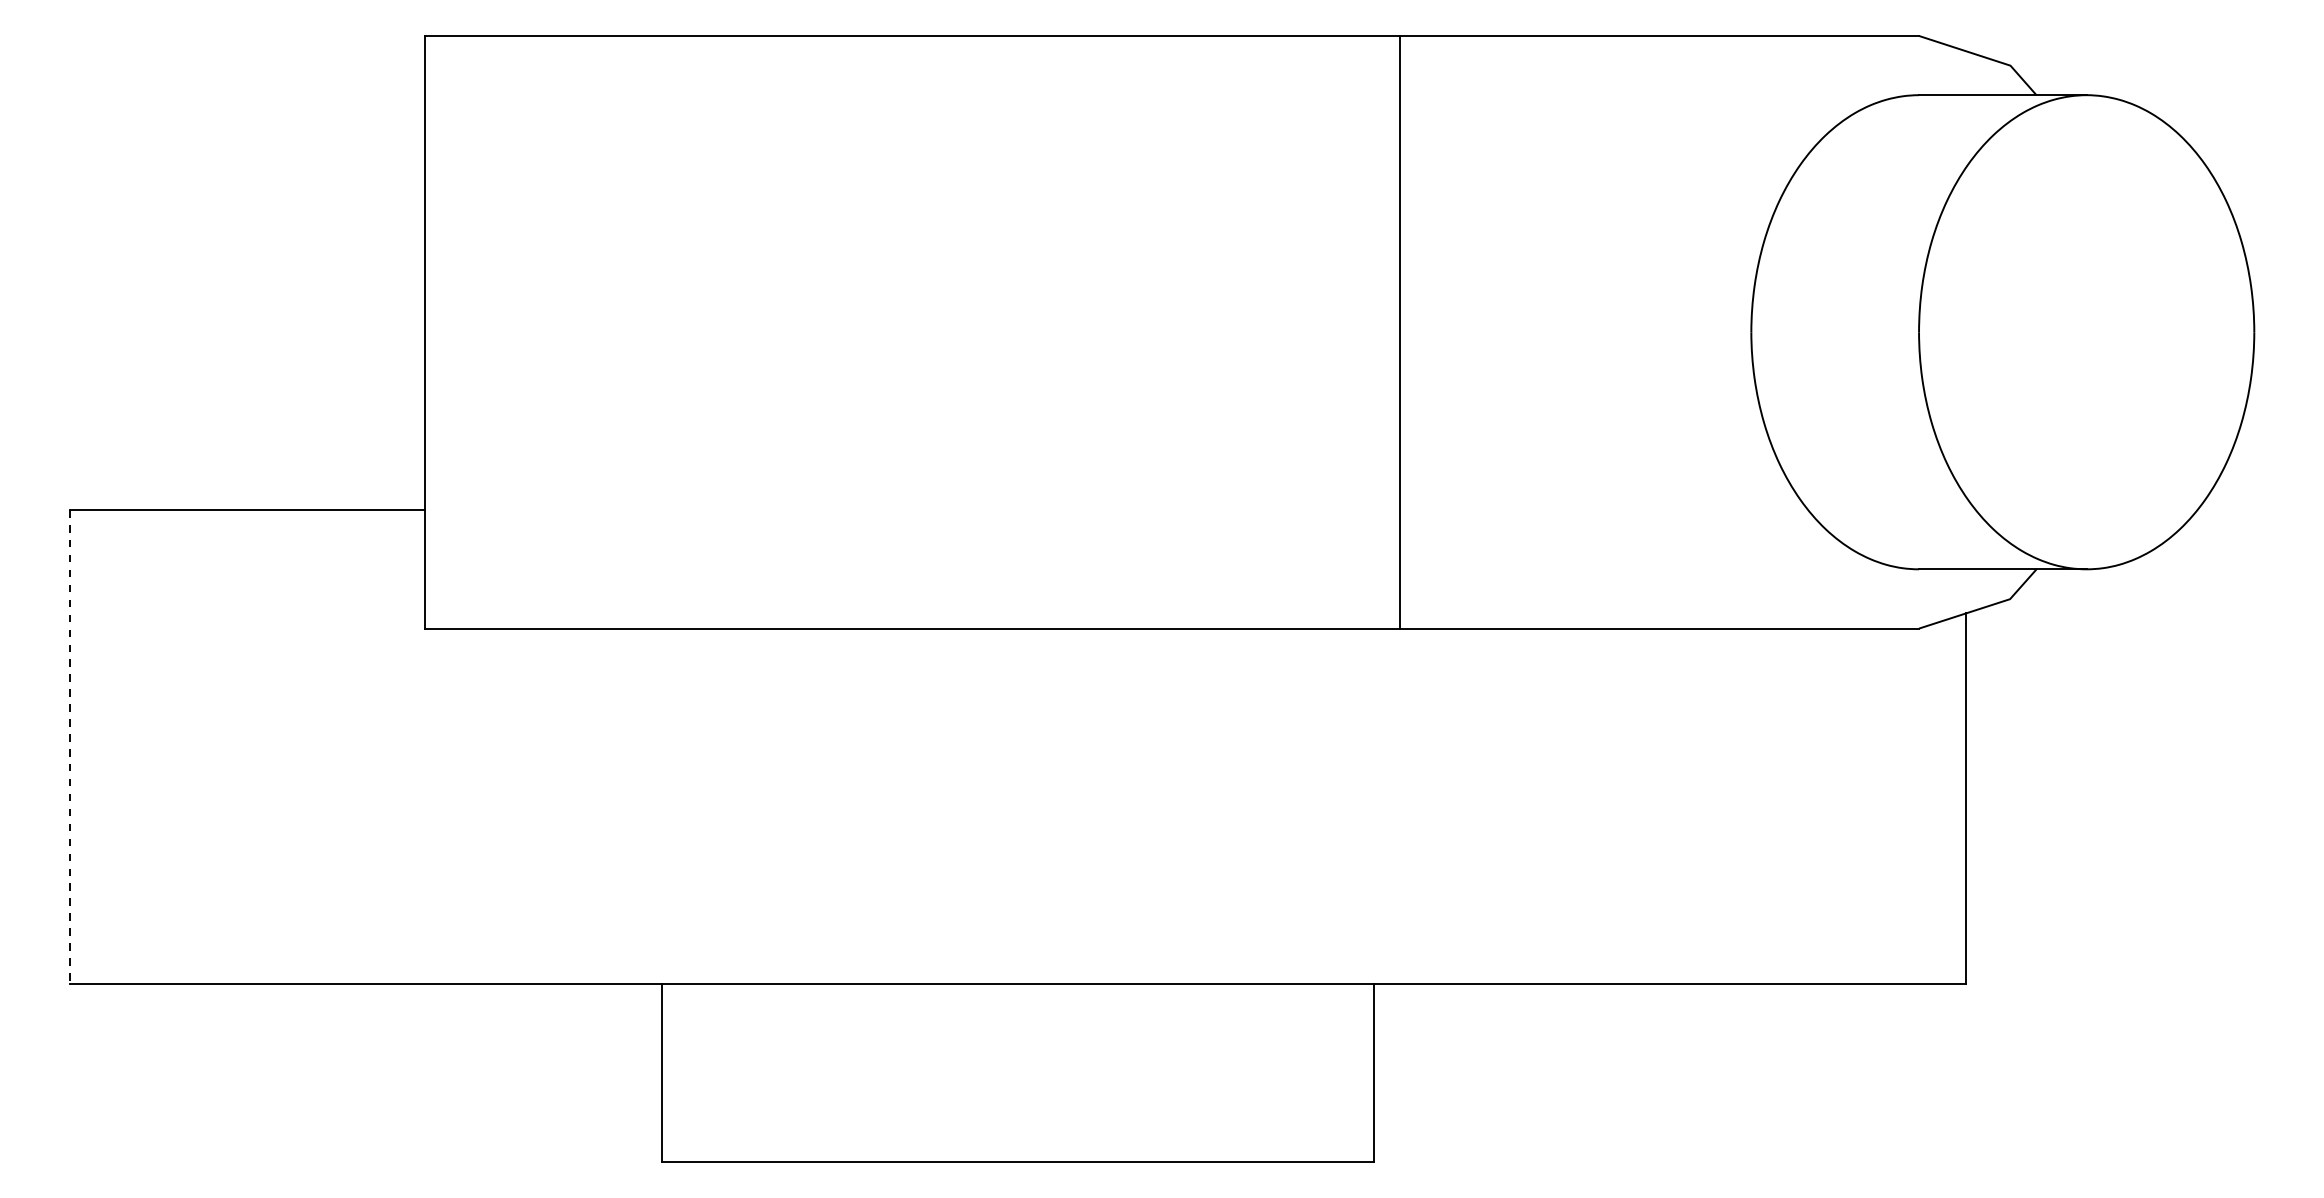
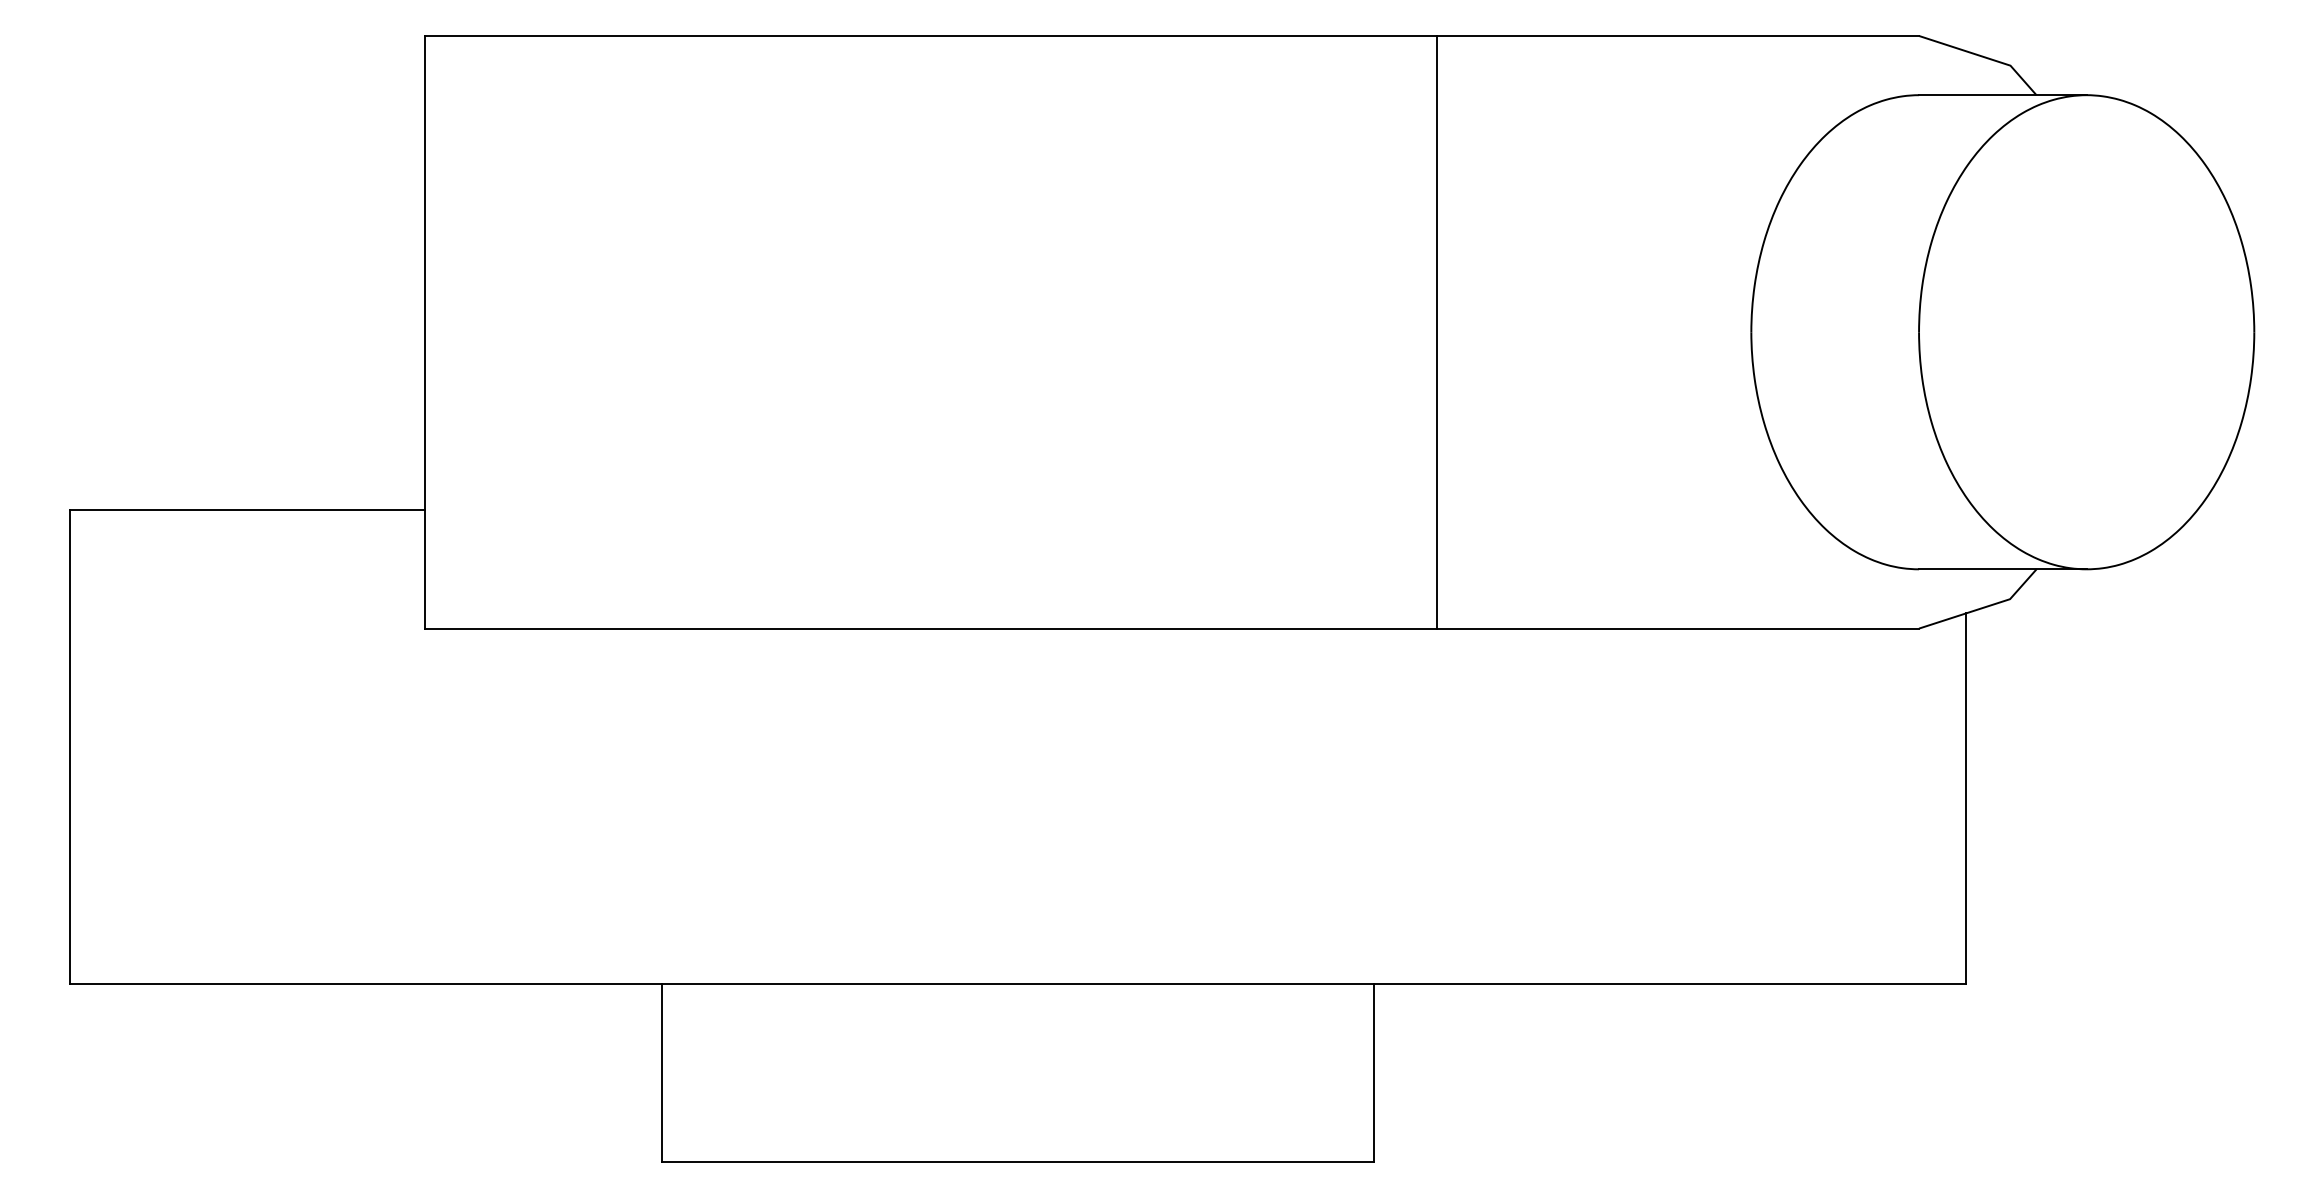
line position: (1400, 331) -> (1437, 331) (1437, 331)
line: dashed -> solid (69, 747)
